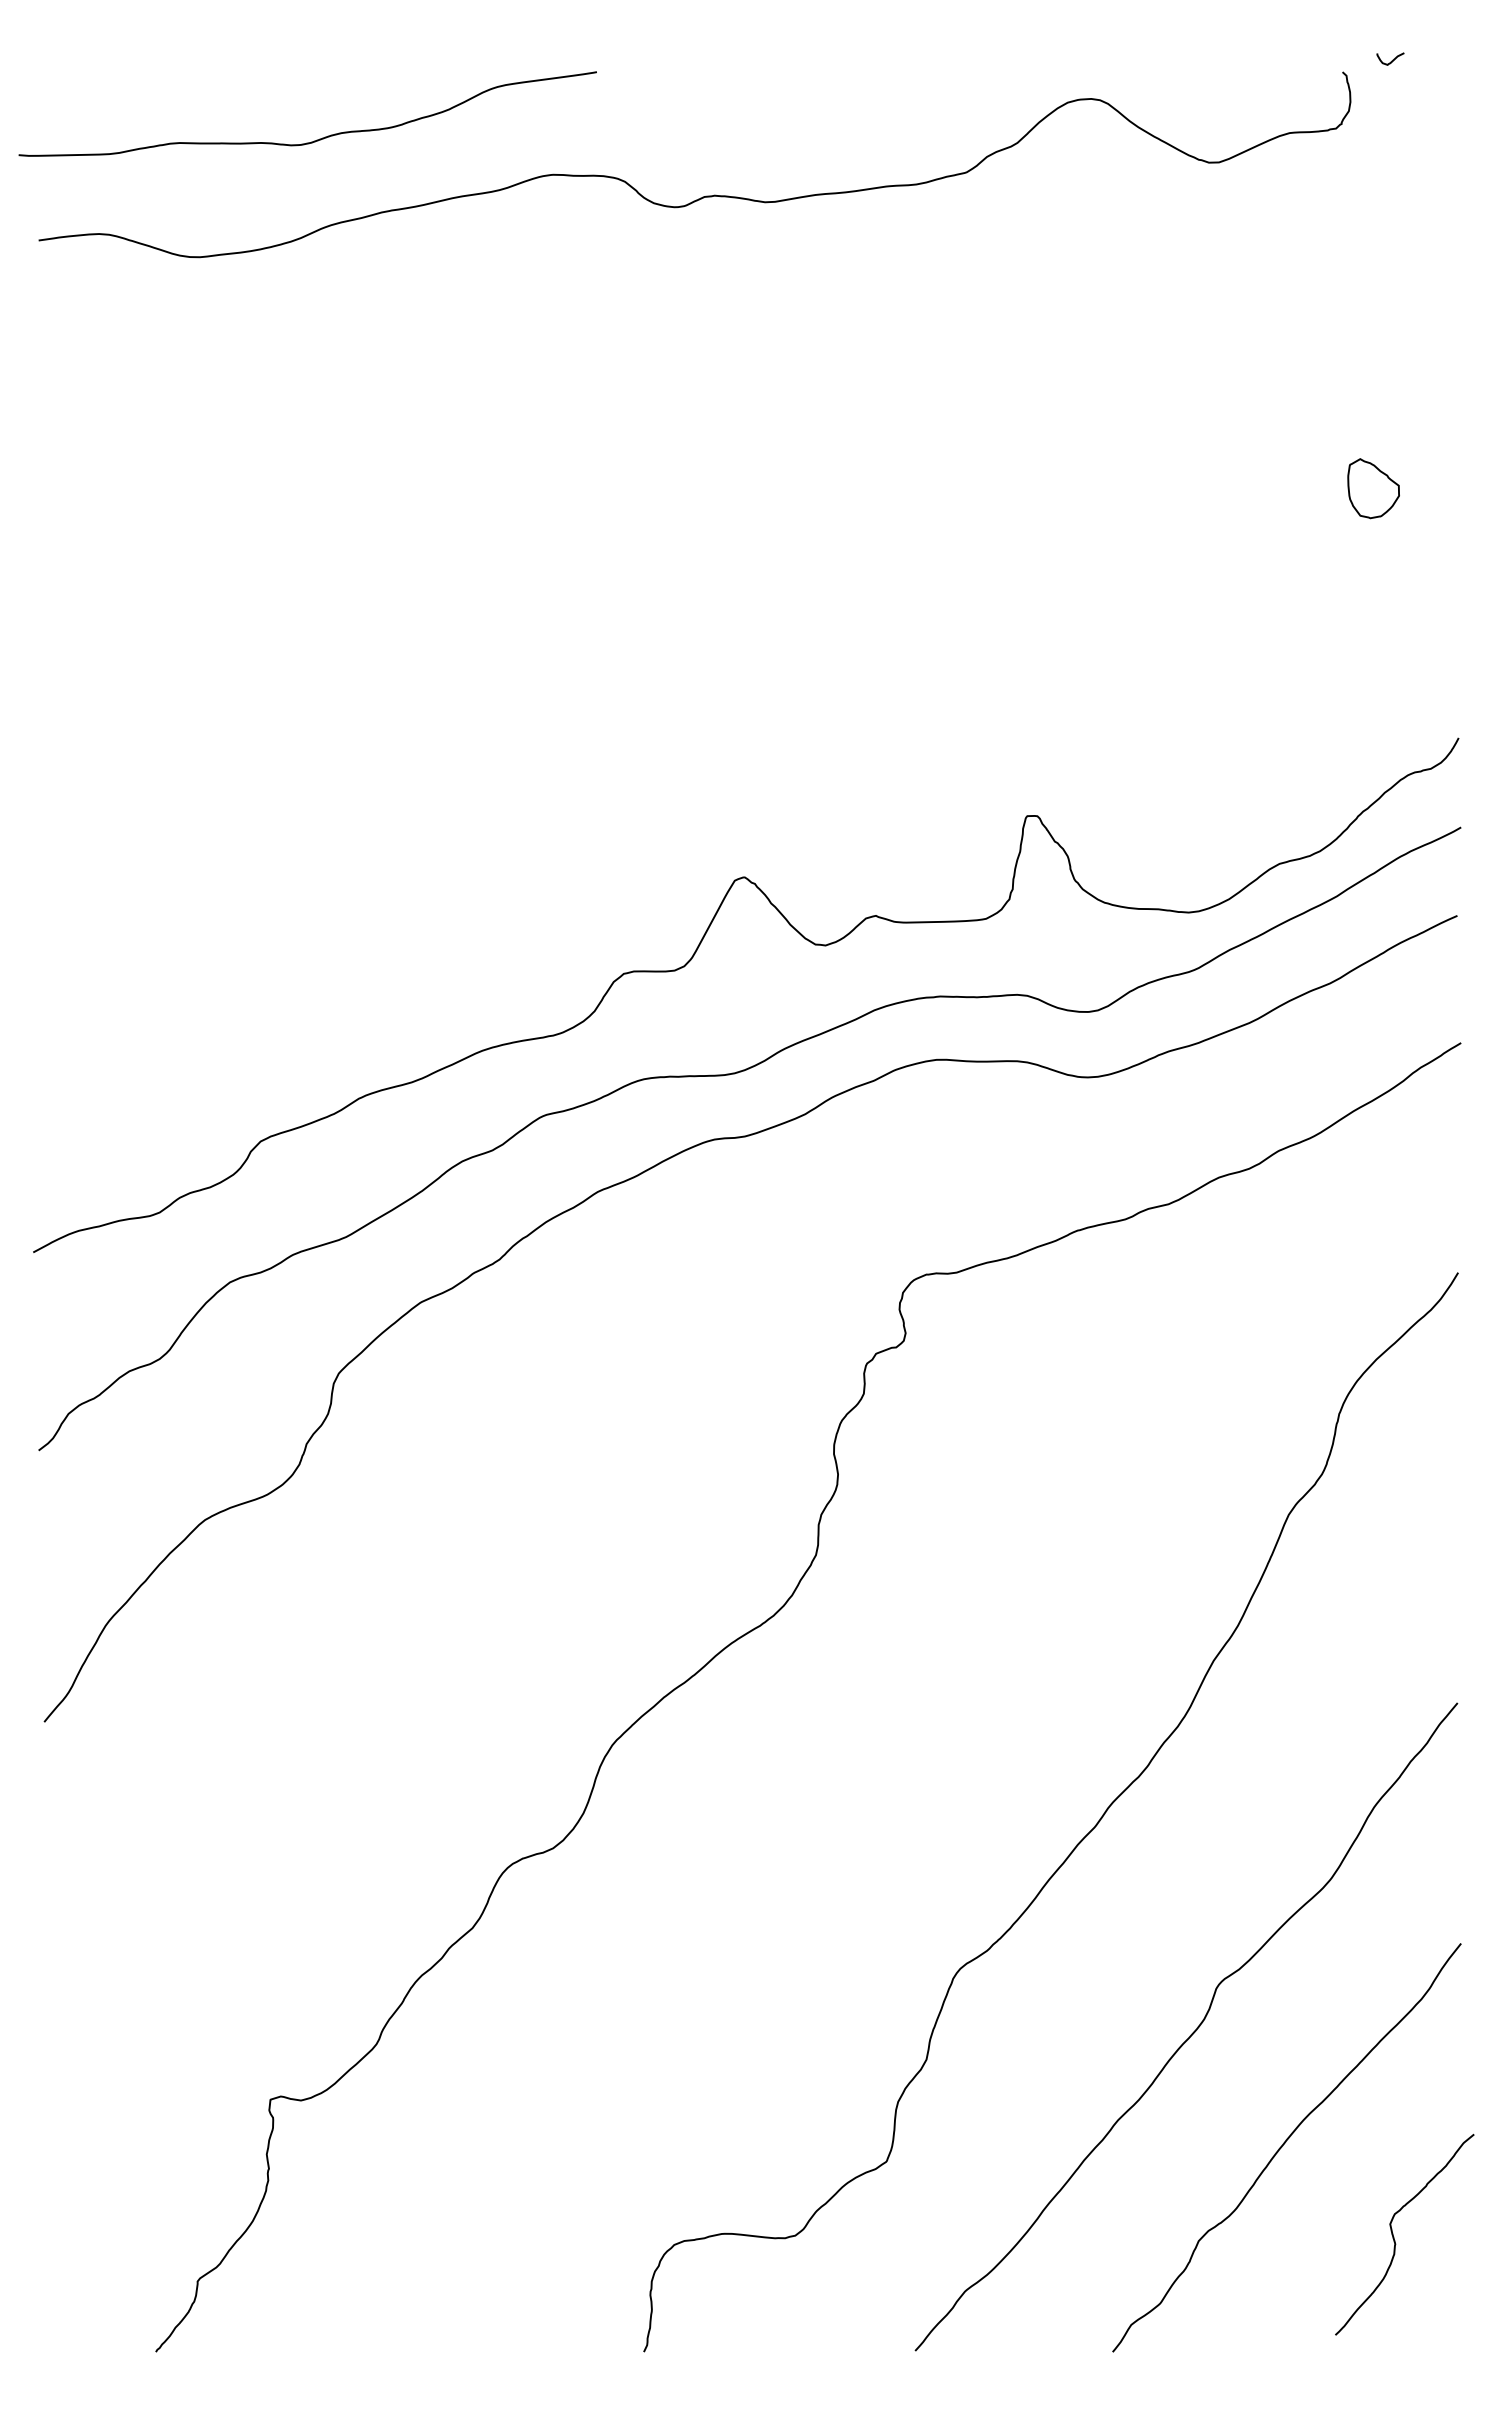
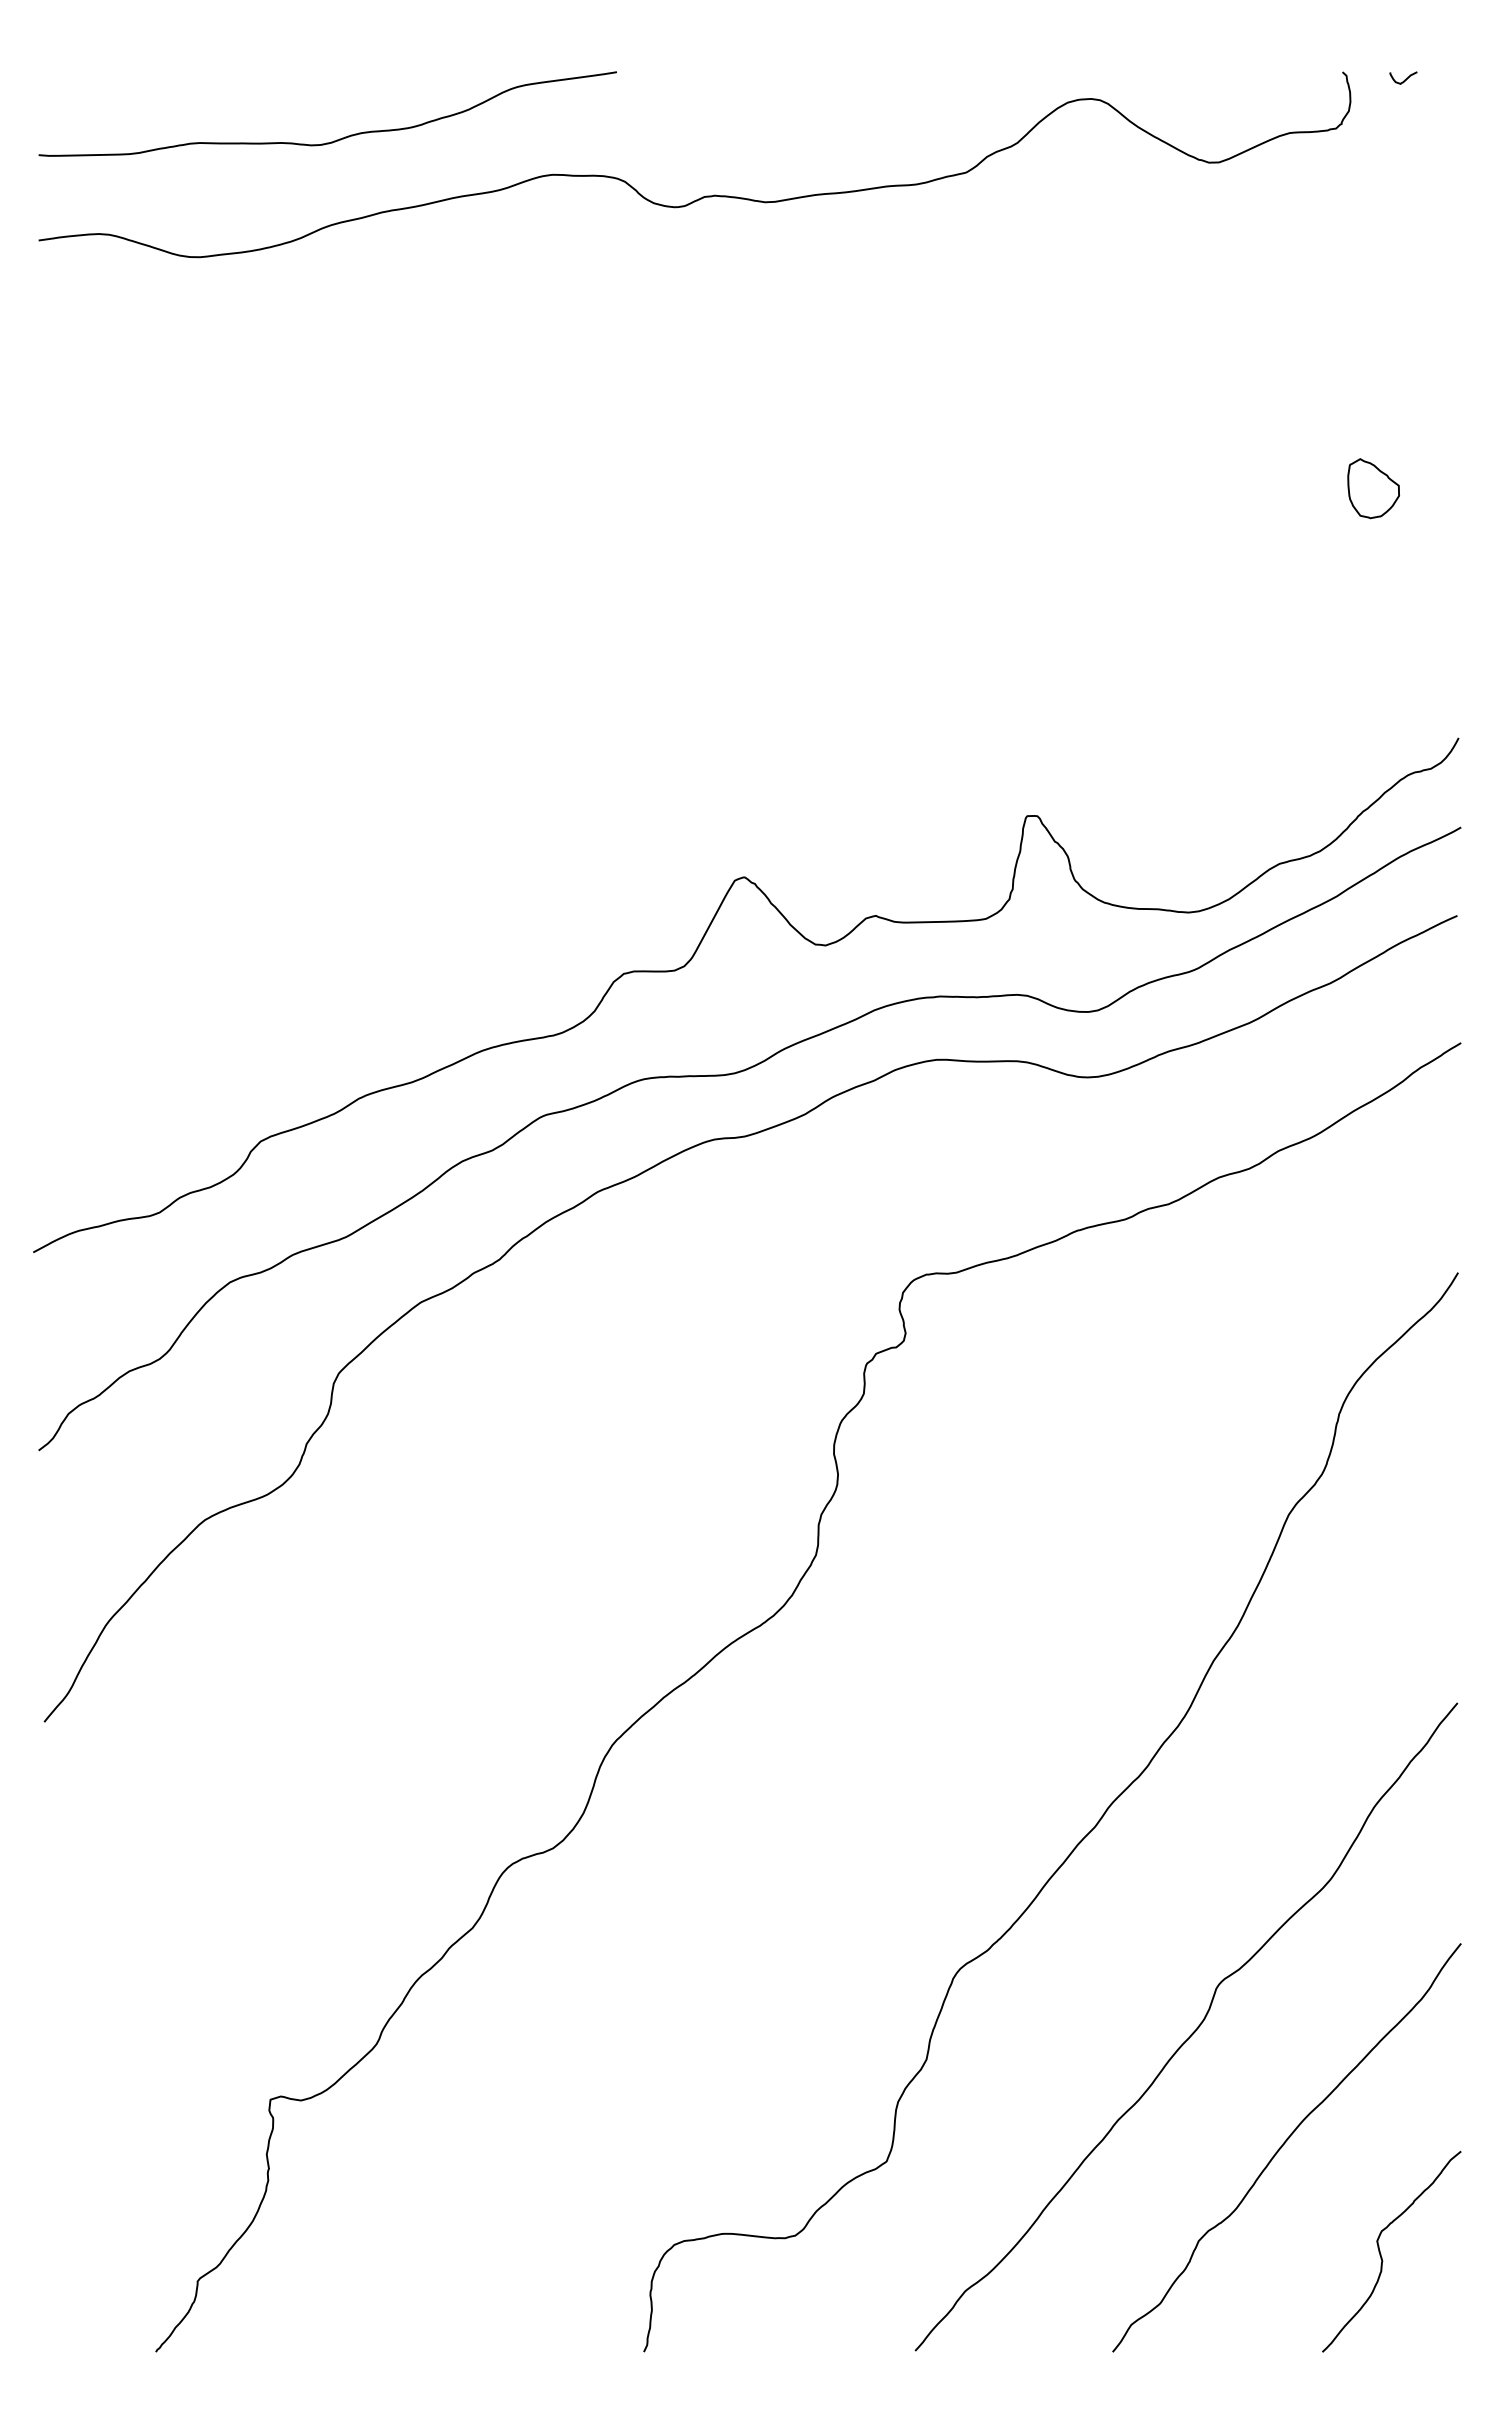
curve position: (1392, 59) -> (1405, 78) (1405, 78)
curve position: (316, 139) -> (336, 139) (336, 139)
curve position: (1394, 2237) -> (1381, 2254) (1381, 2254)
